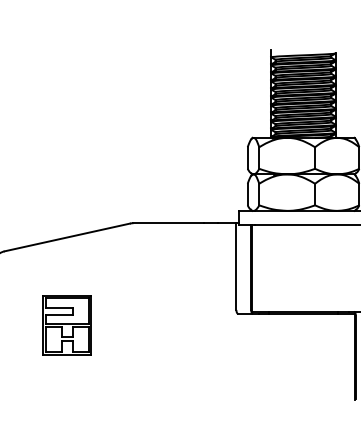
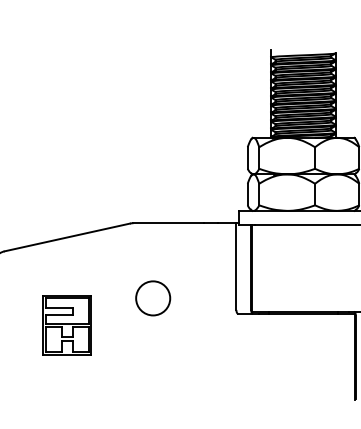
circle: none -> present (153, 298)
